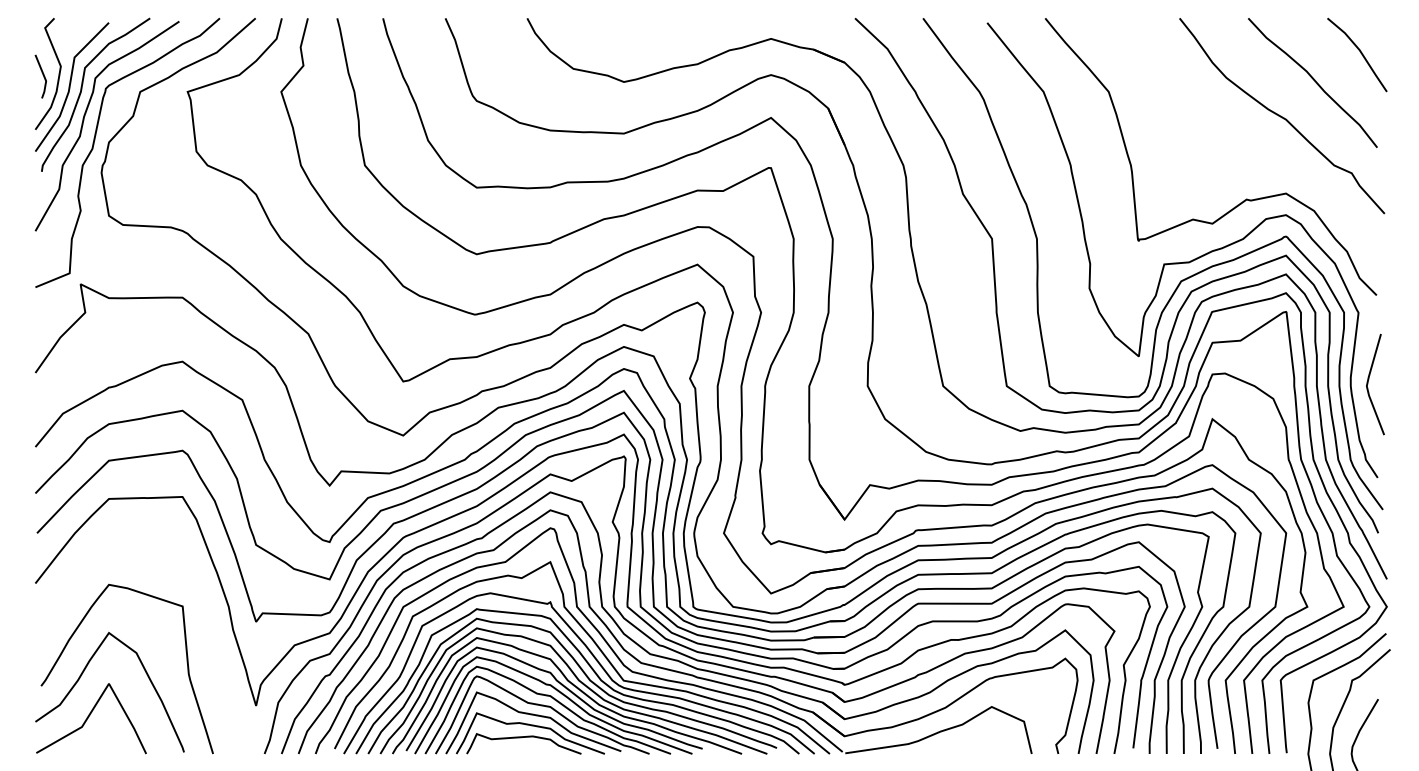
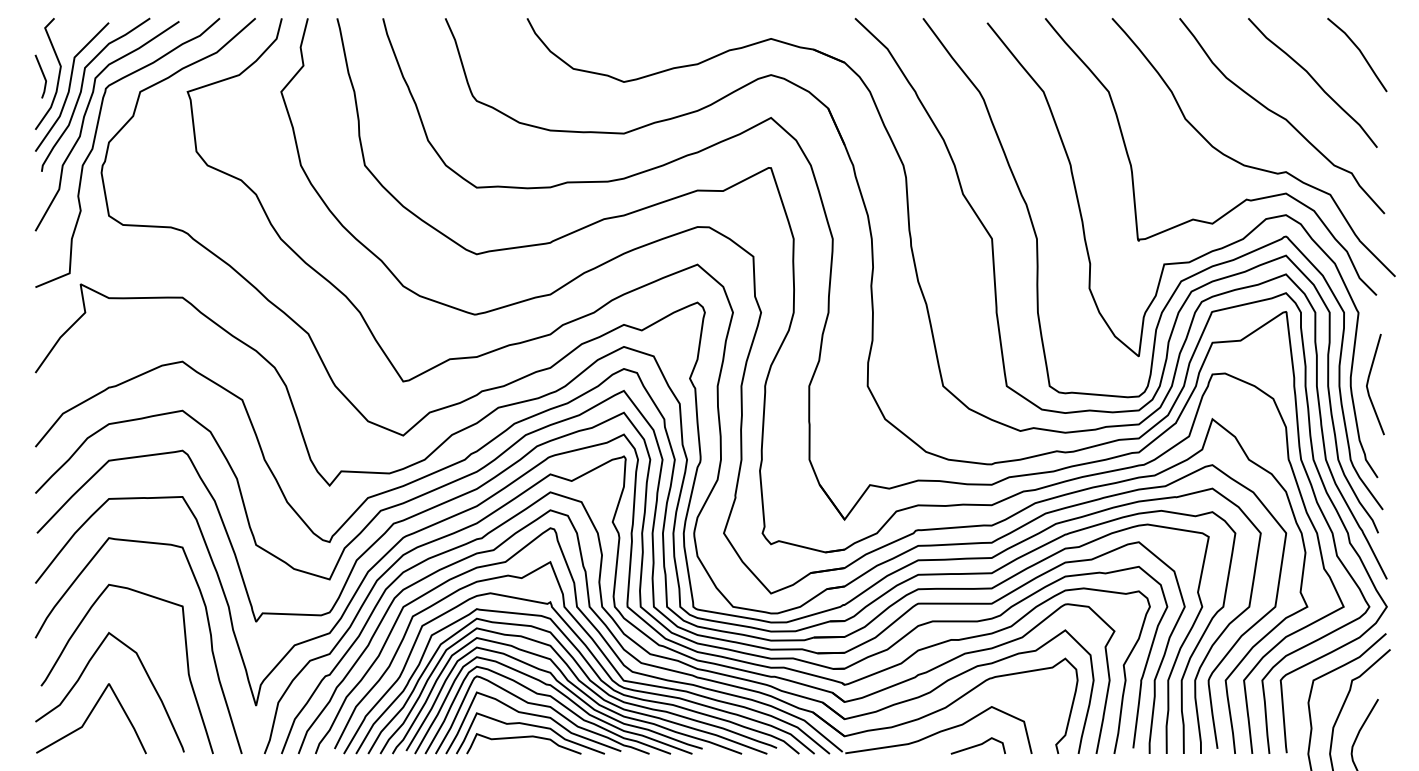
curve: none -> present (1249, 165)
curve: none -> present (209, 633)
line: none -> present (978, 745)
